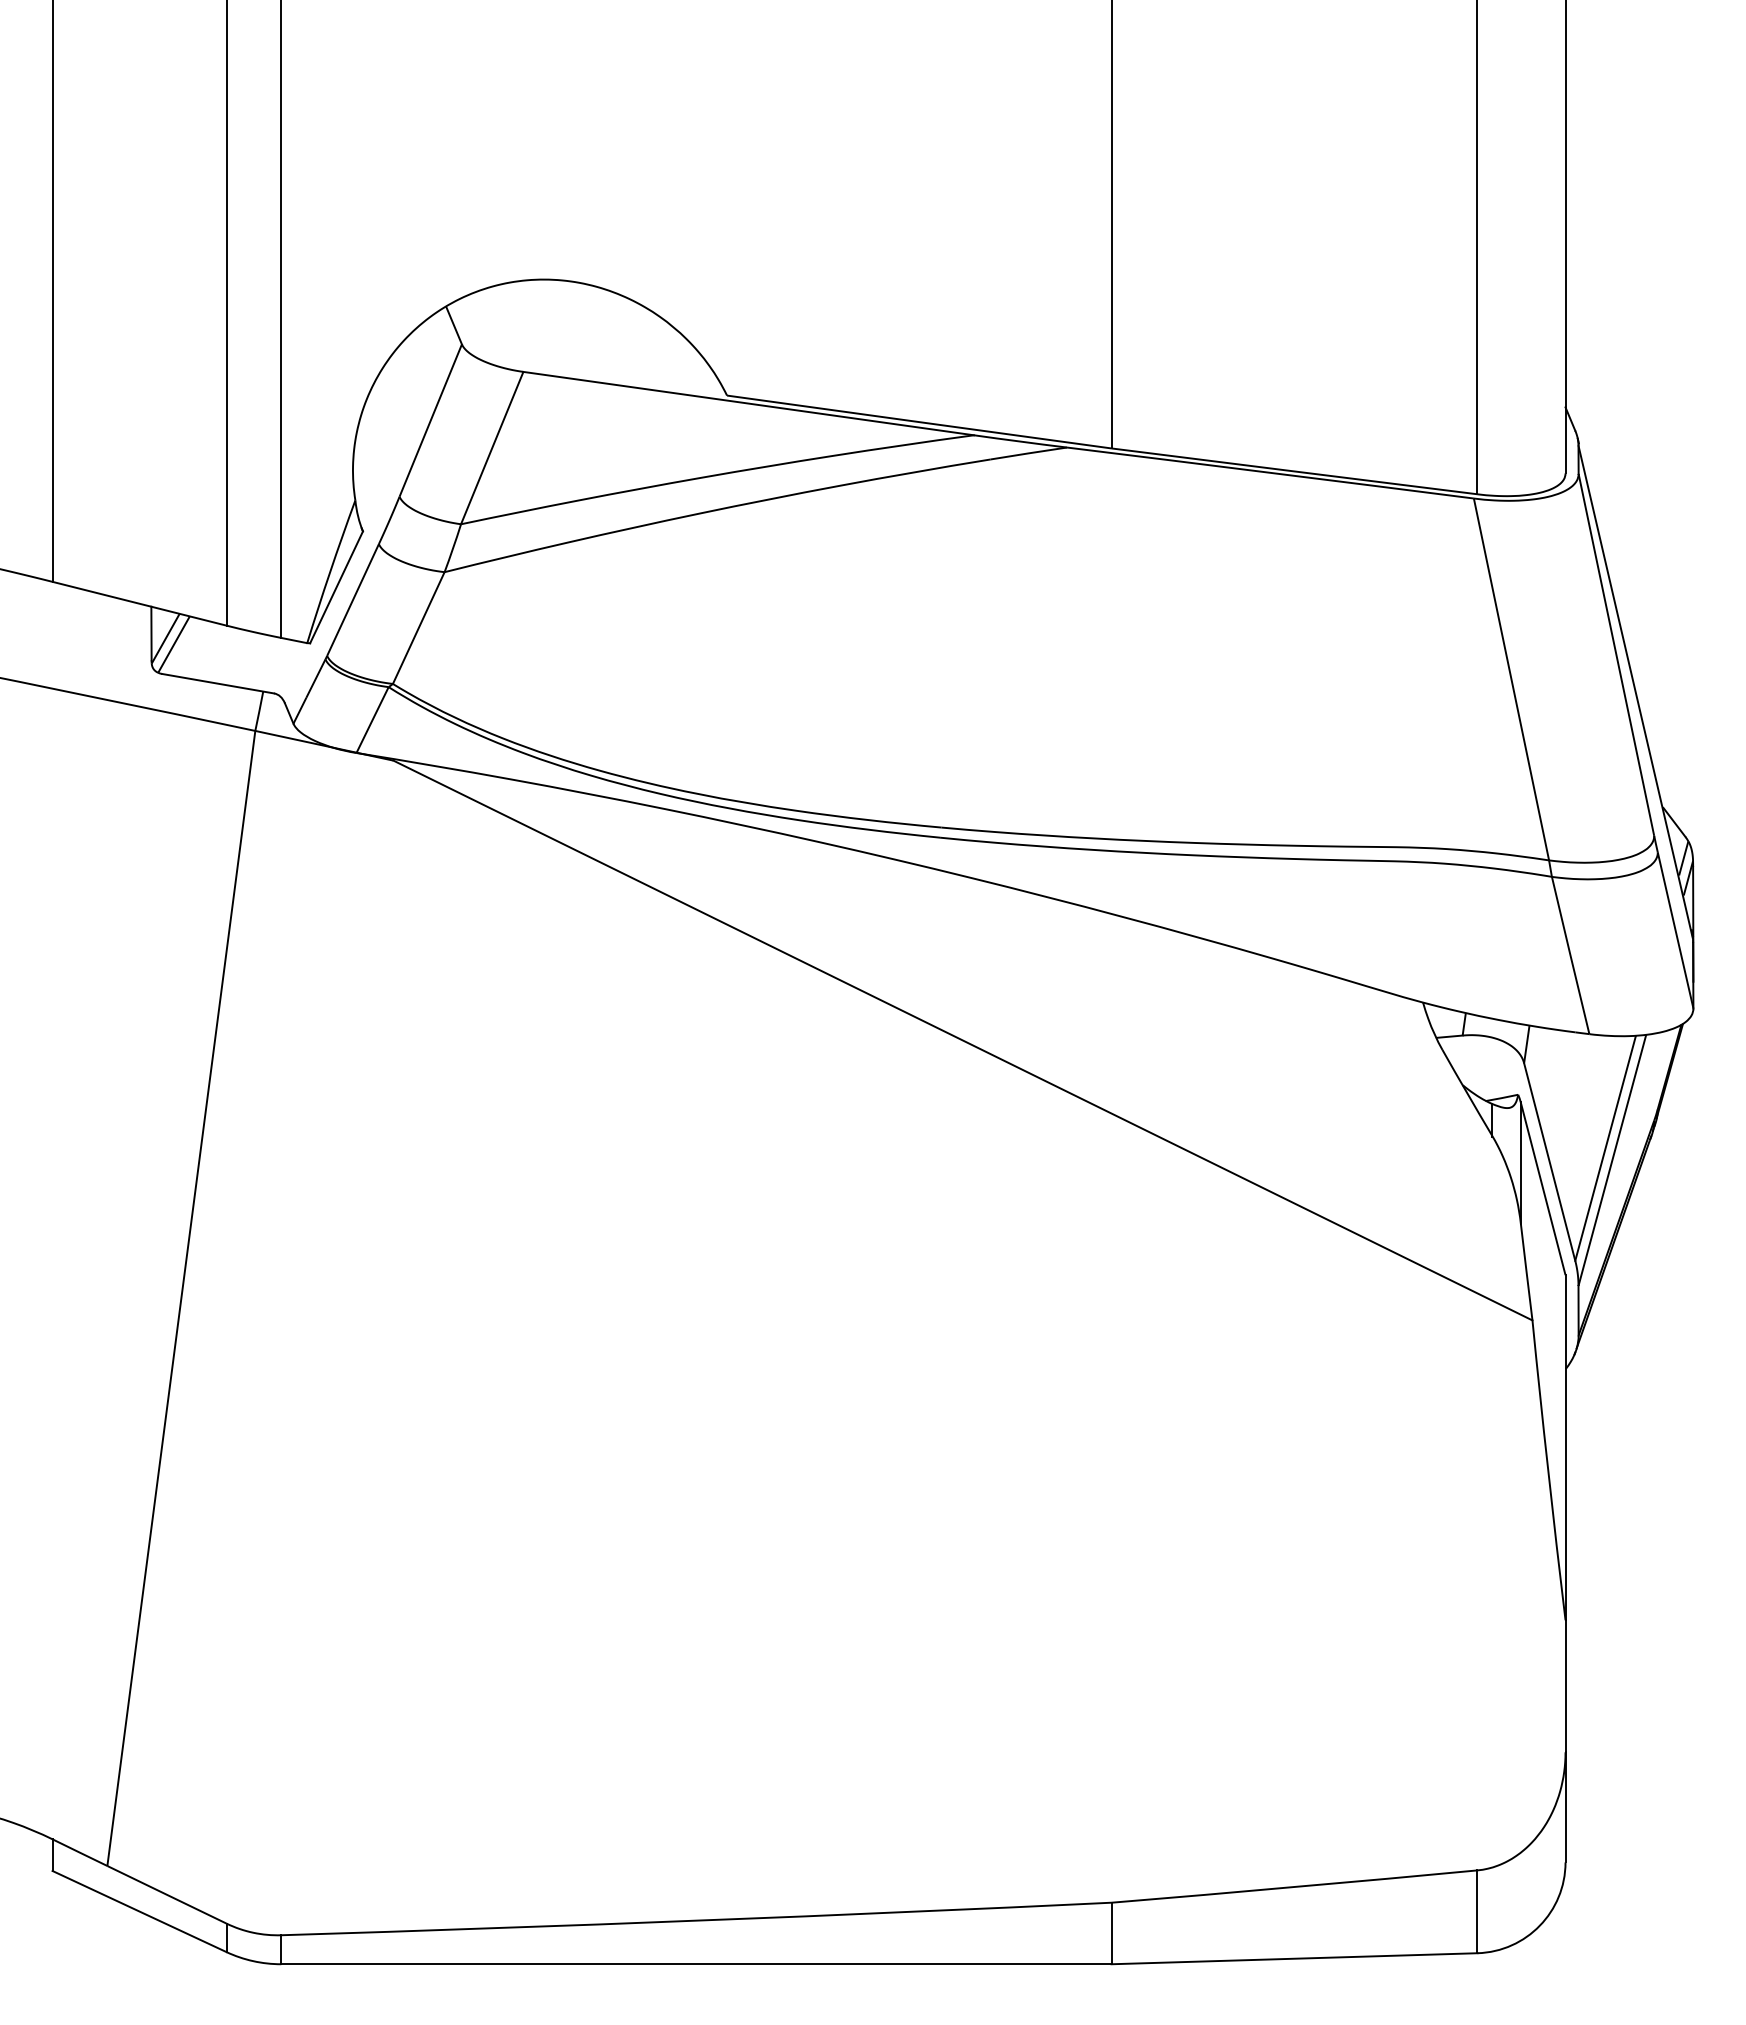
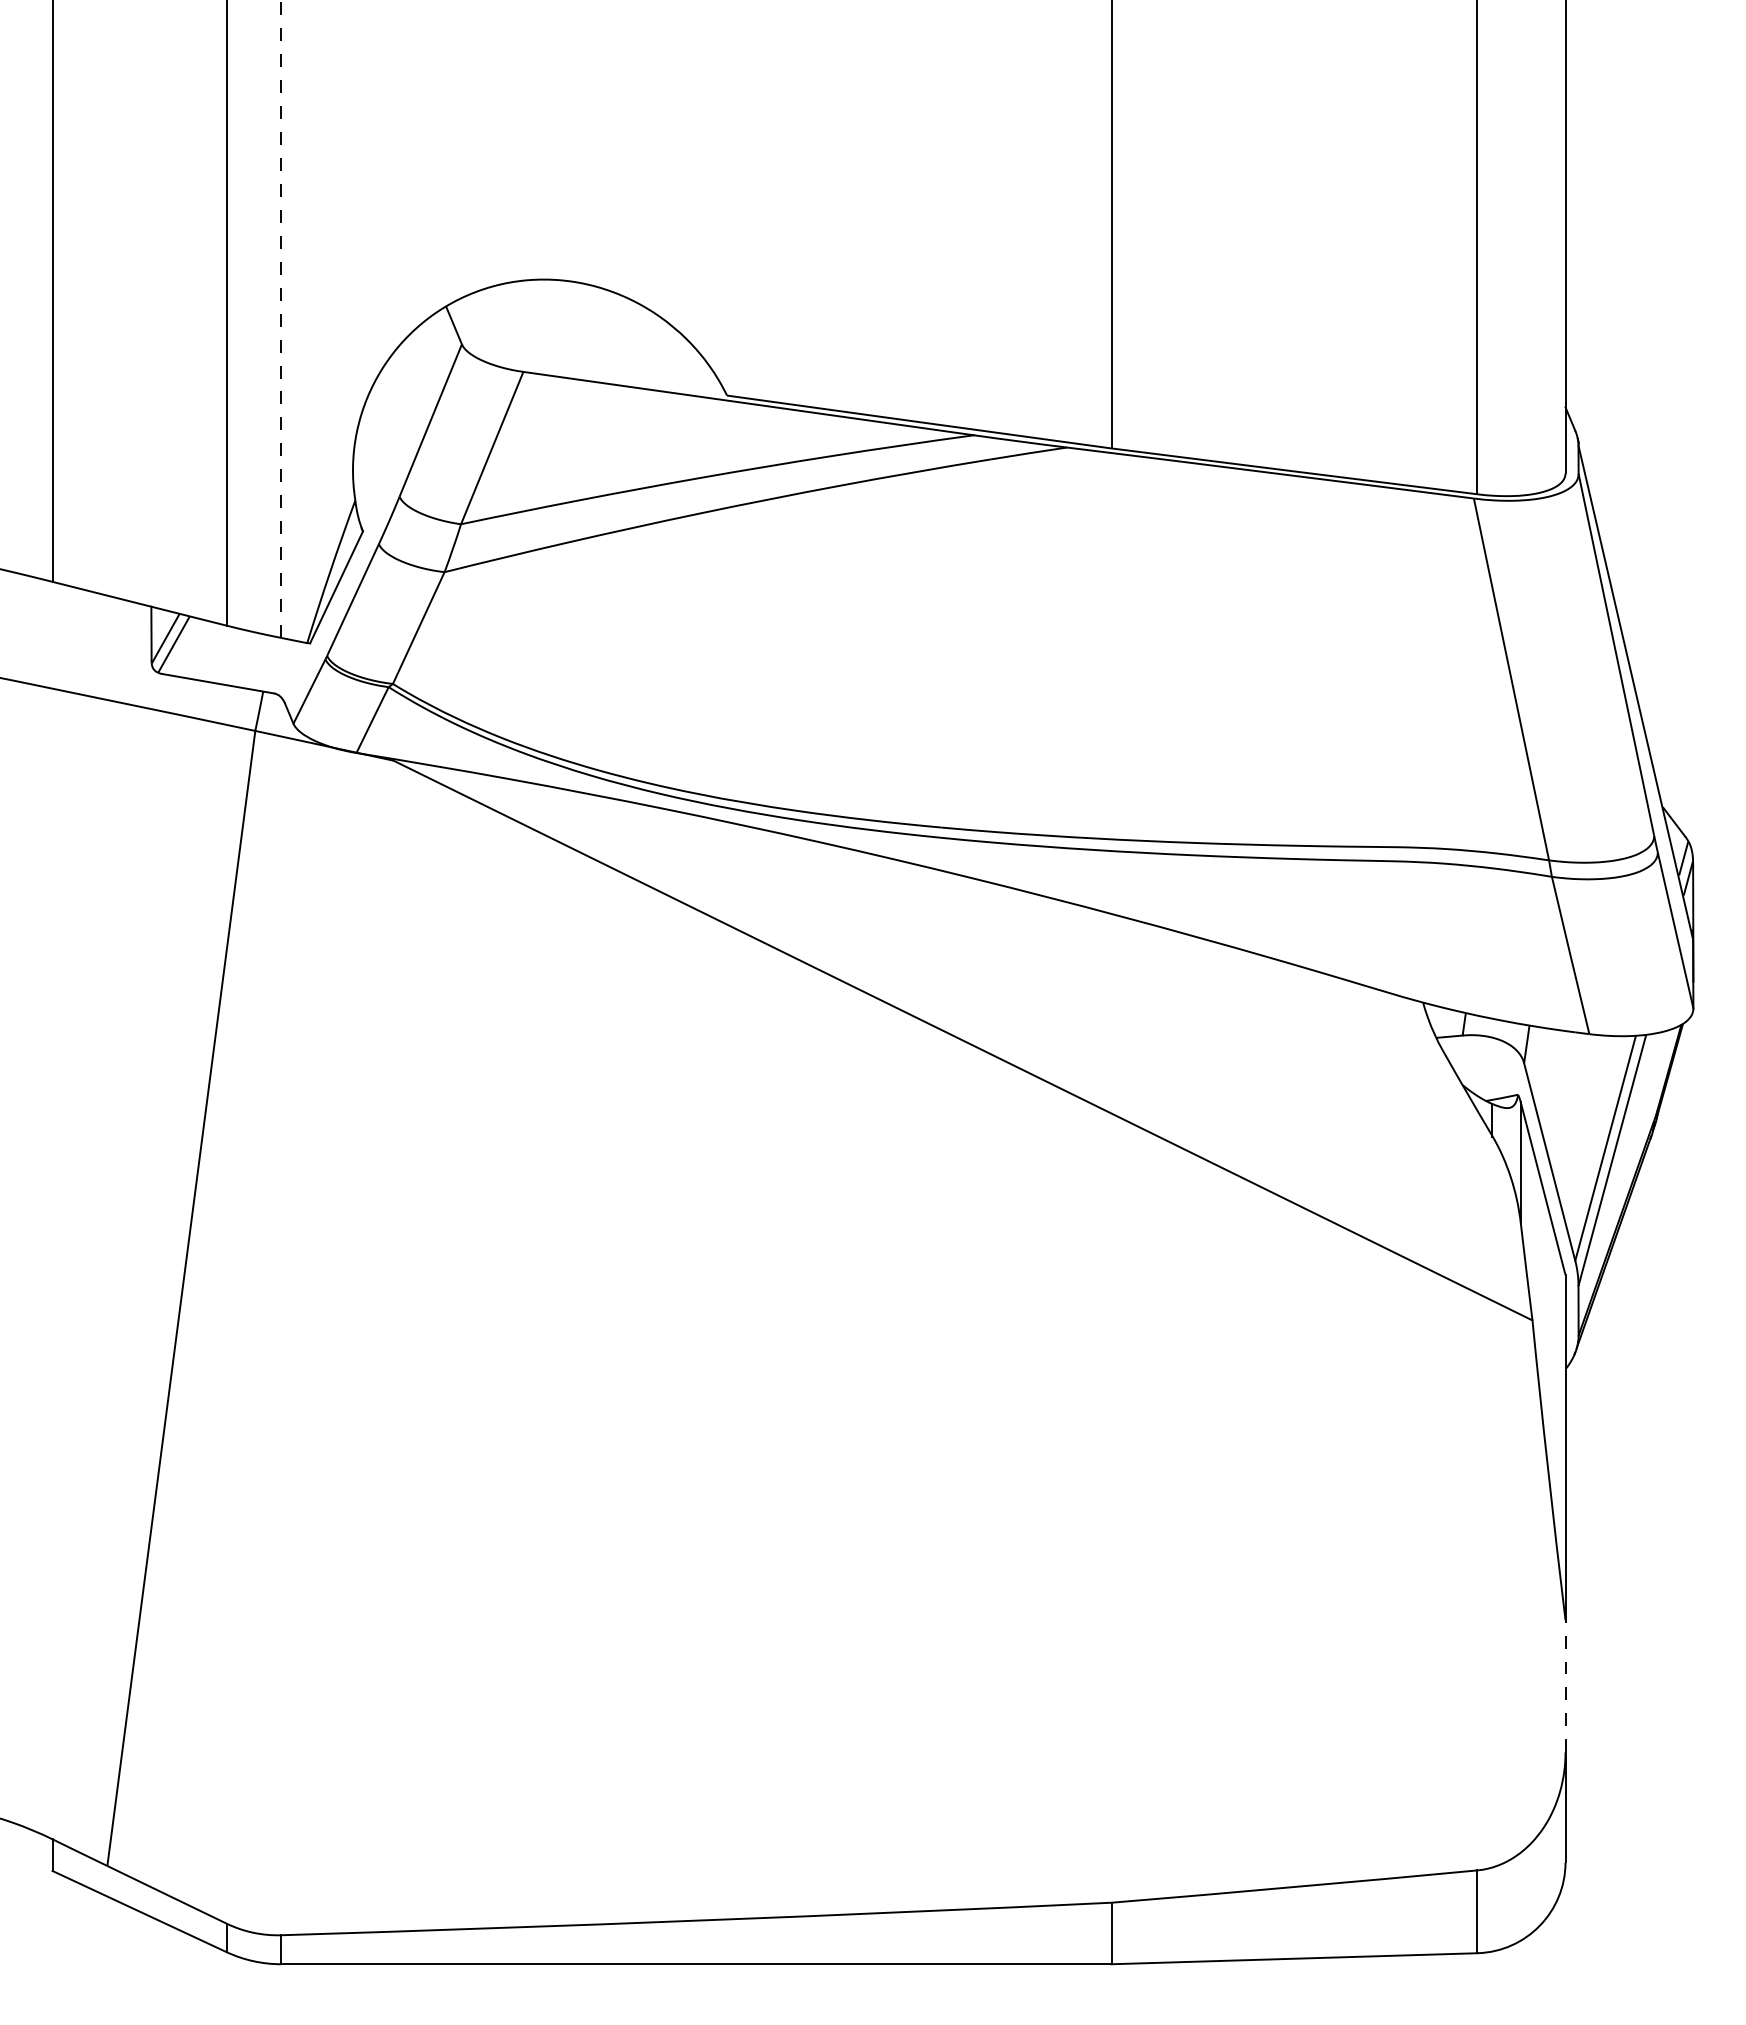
line: solid -> dashed (281, 319)
line: solid -> dashed (1565, 1685)
